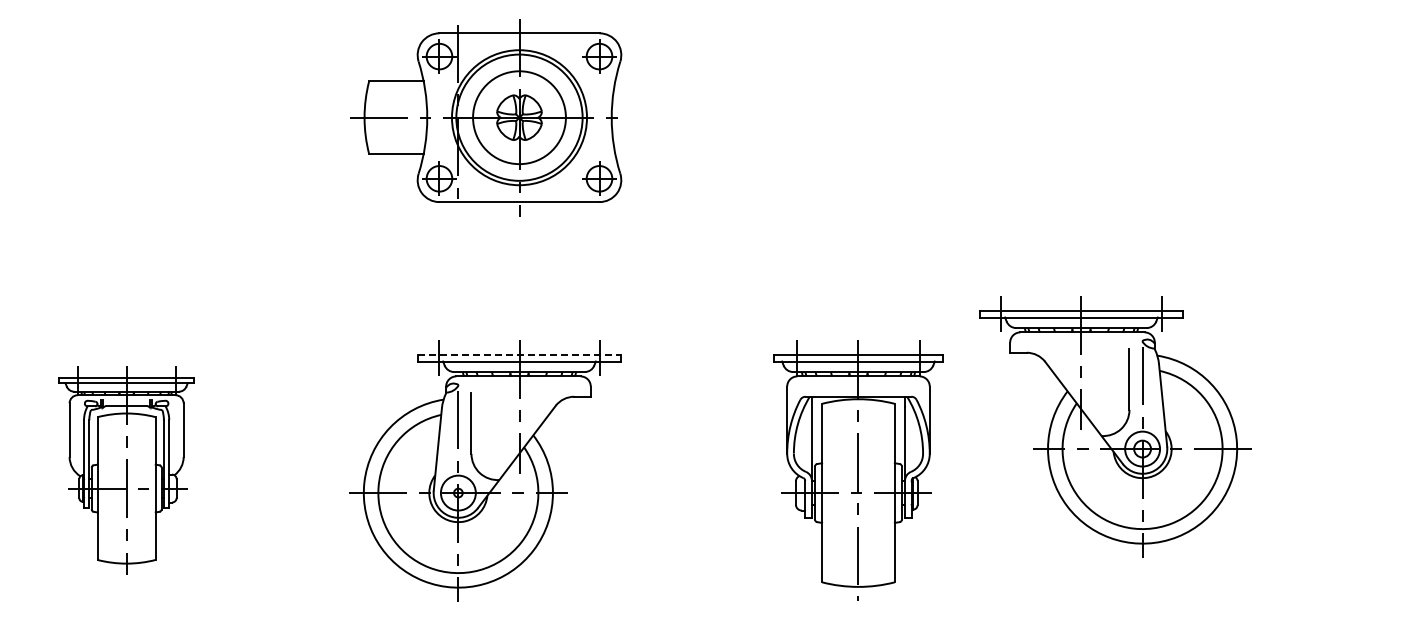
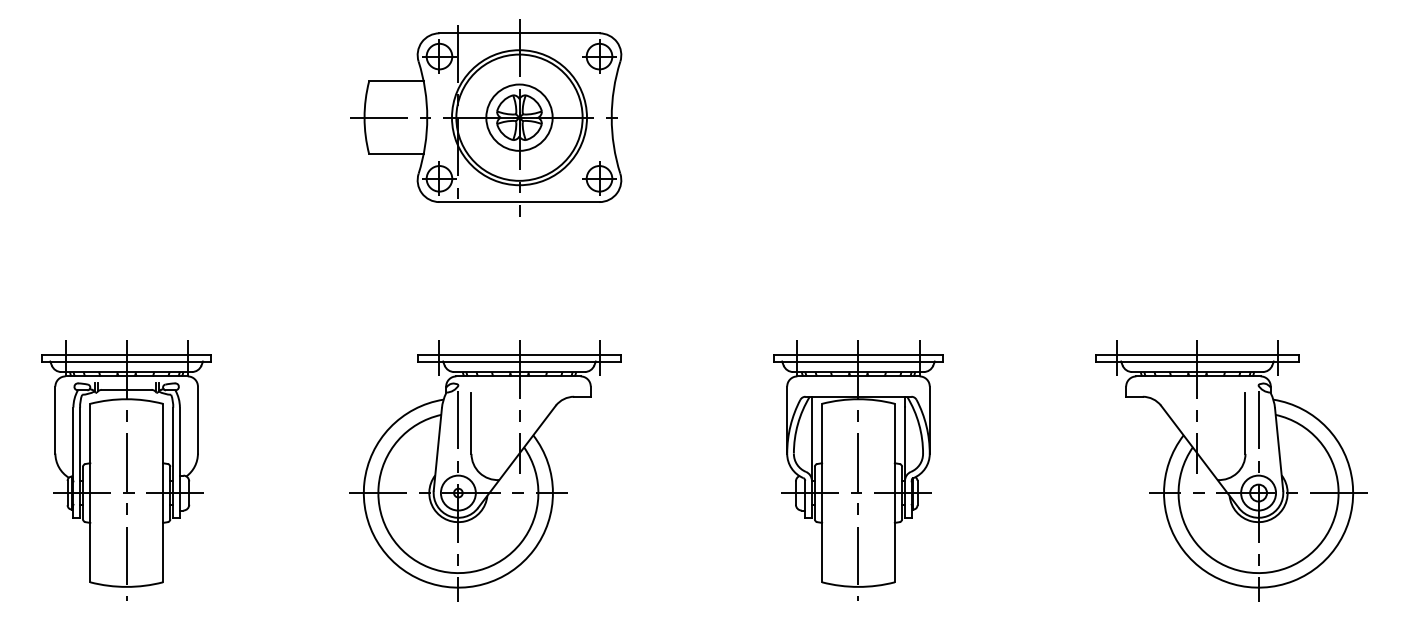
circle diameter: 93 px -> 66 px (519, 117)
line: dashed -> solid (519, 354)
part position: (1115, 426) -> (1231, 470) (1231, 470)
part size: 137x209 px -> 171x261 px (126, 470)
